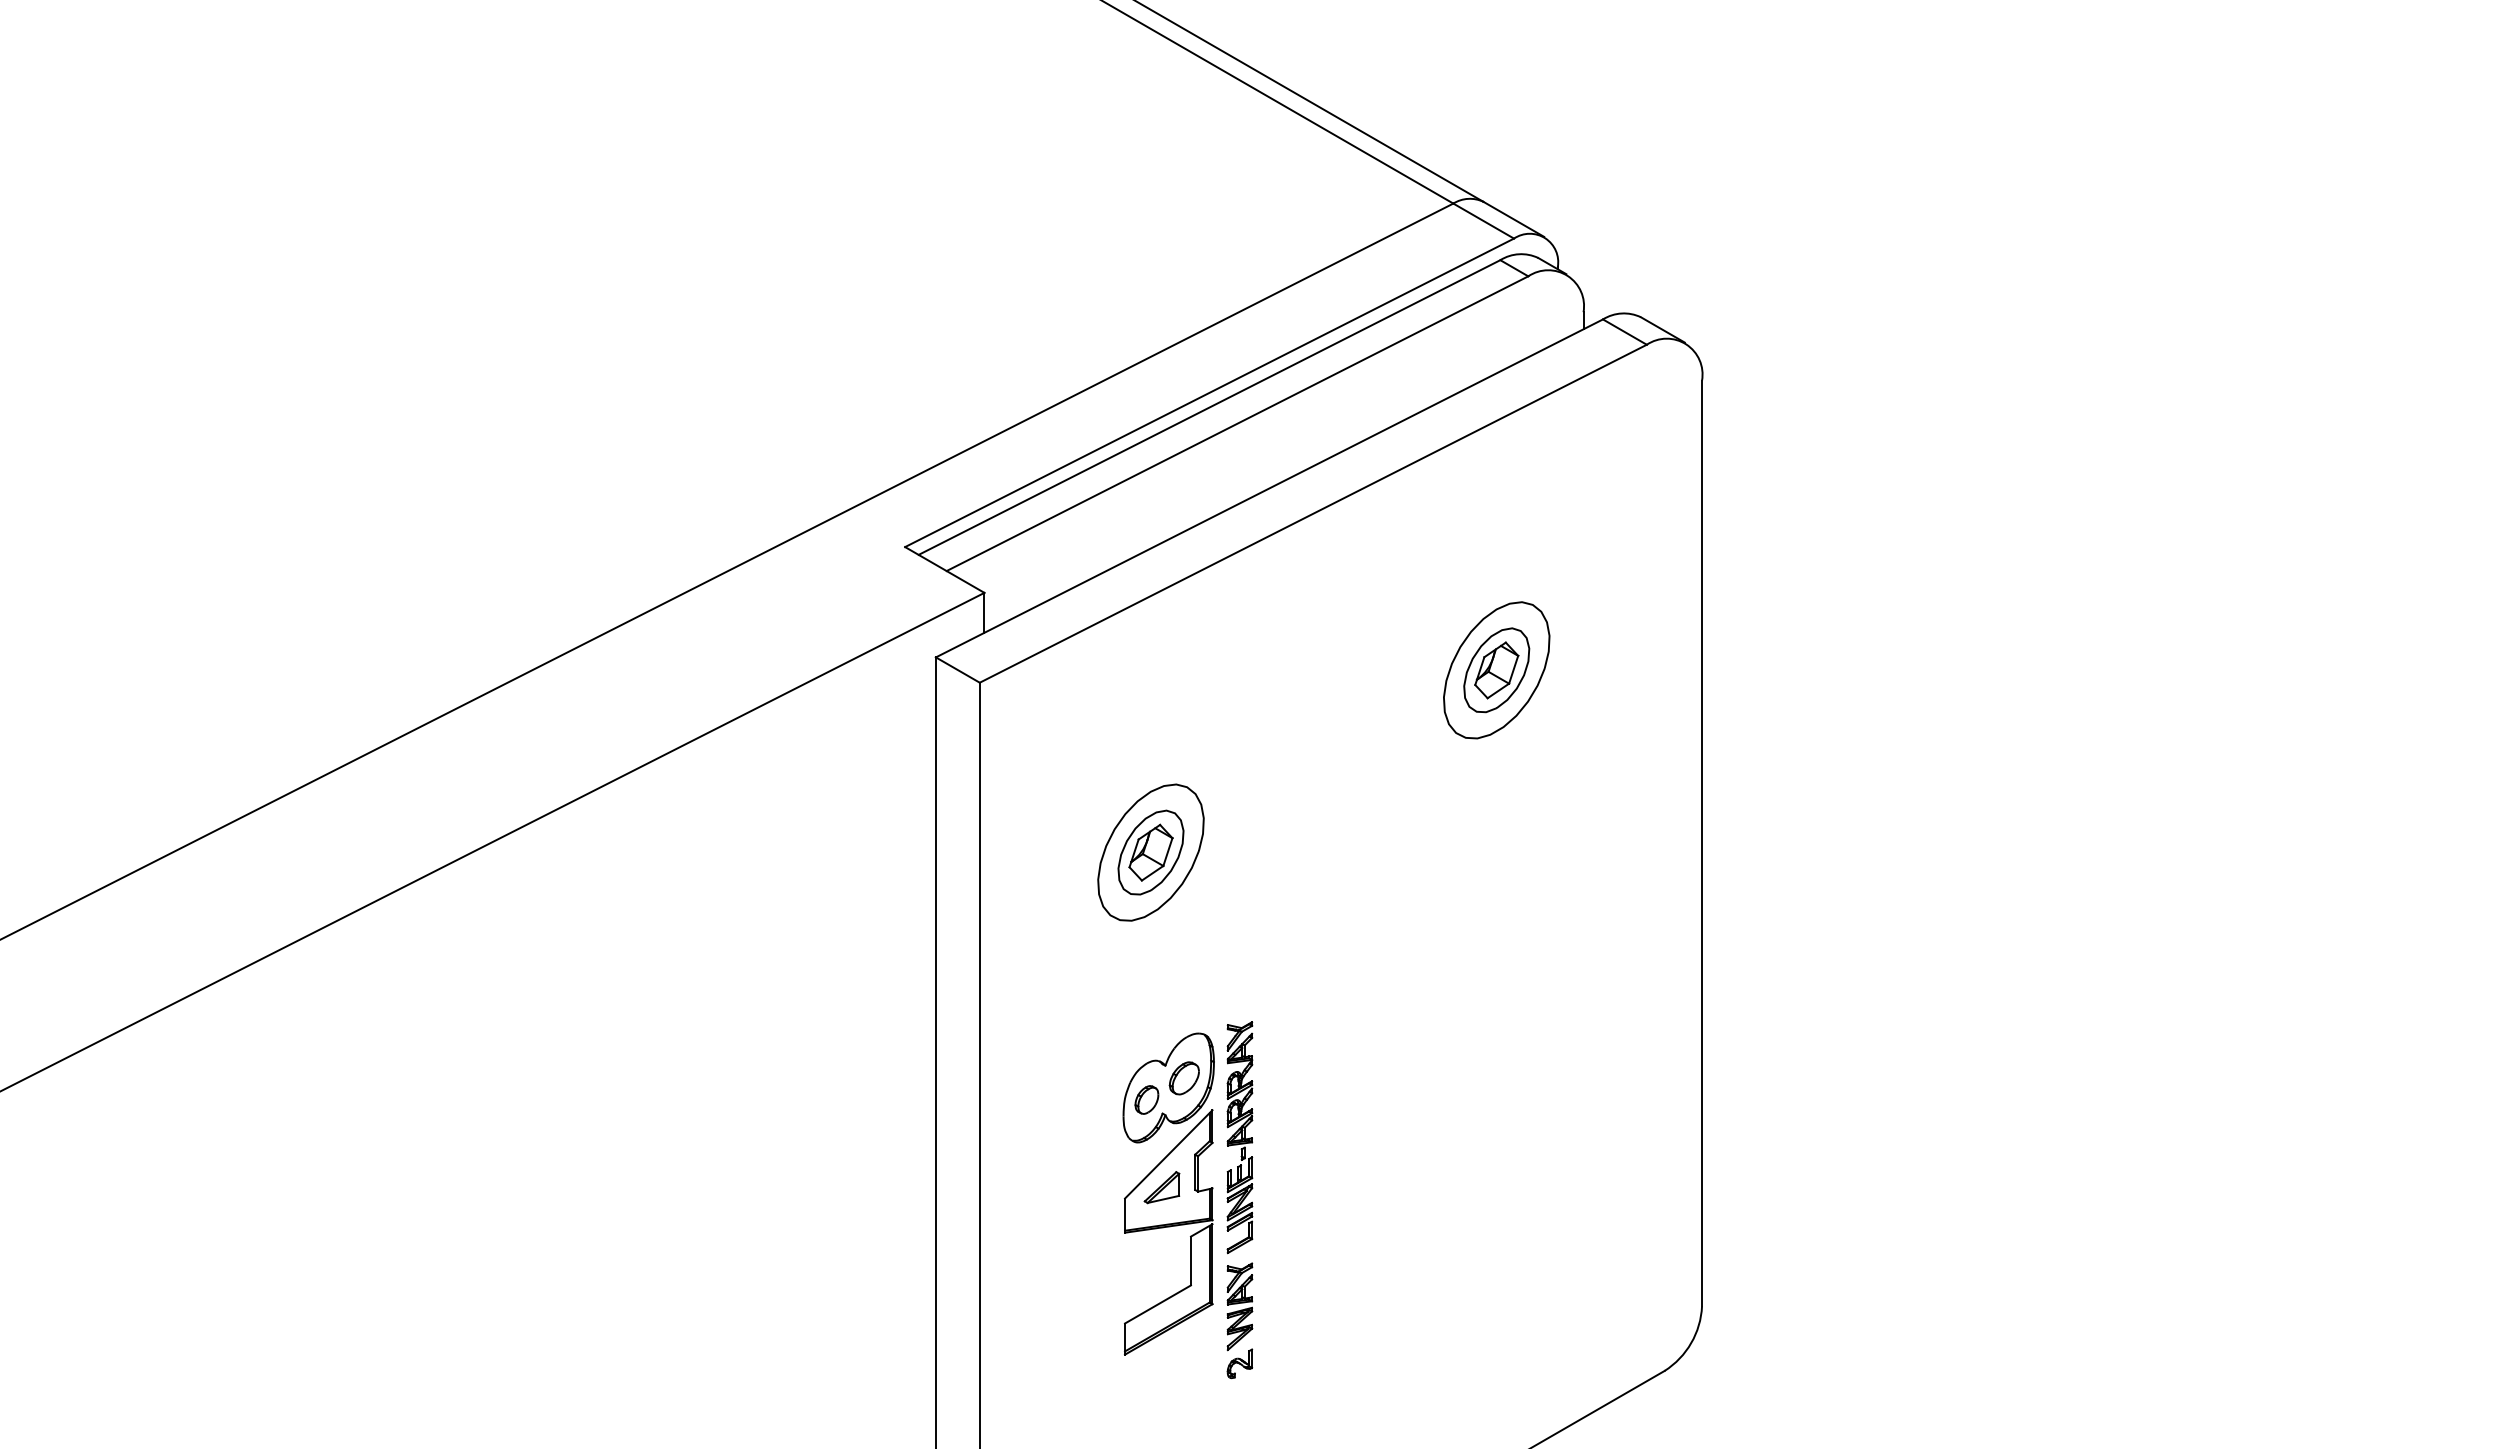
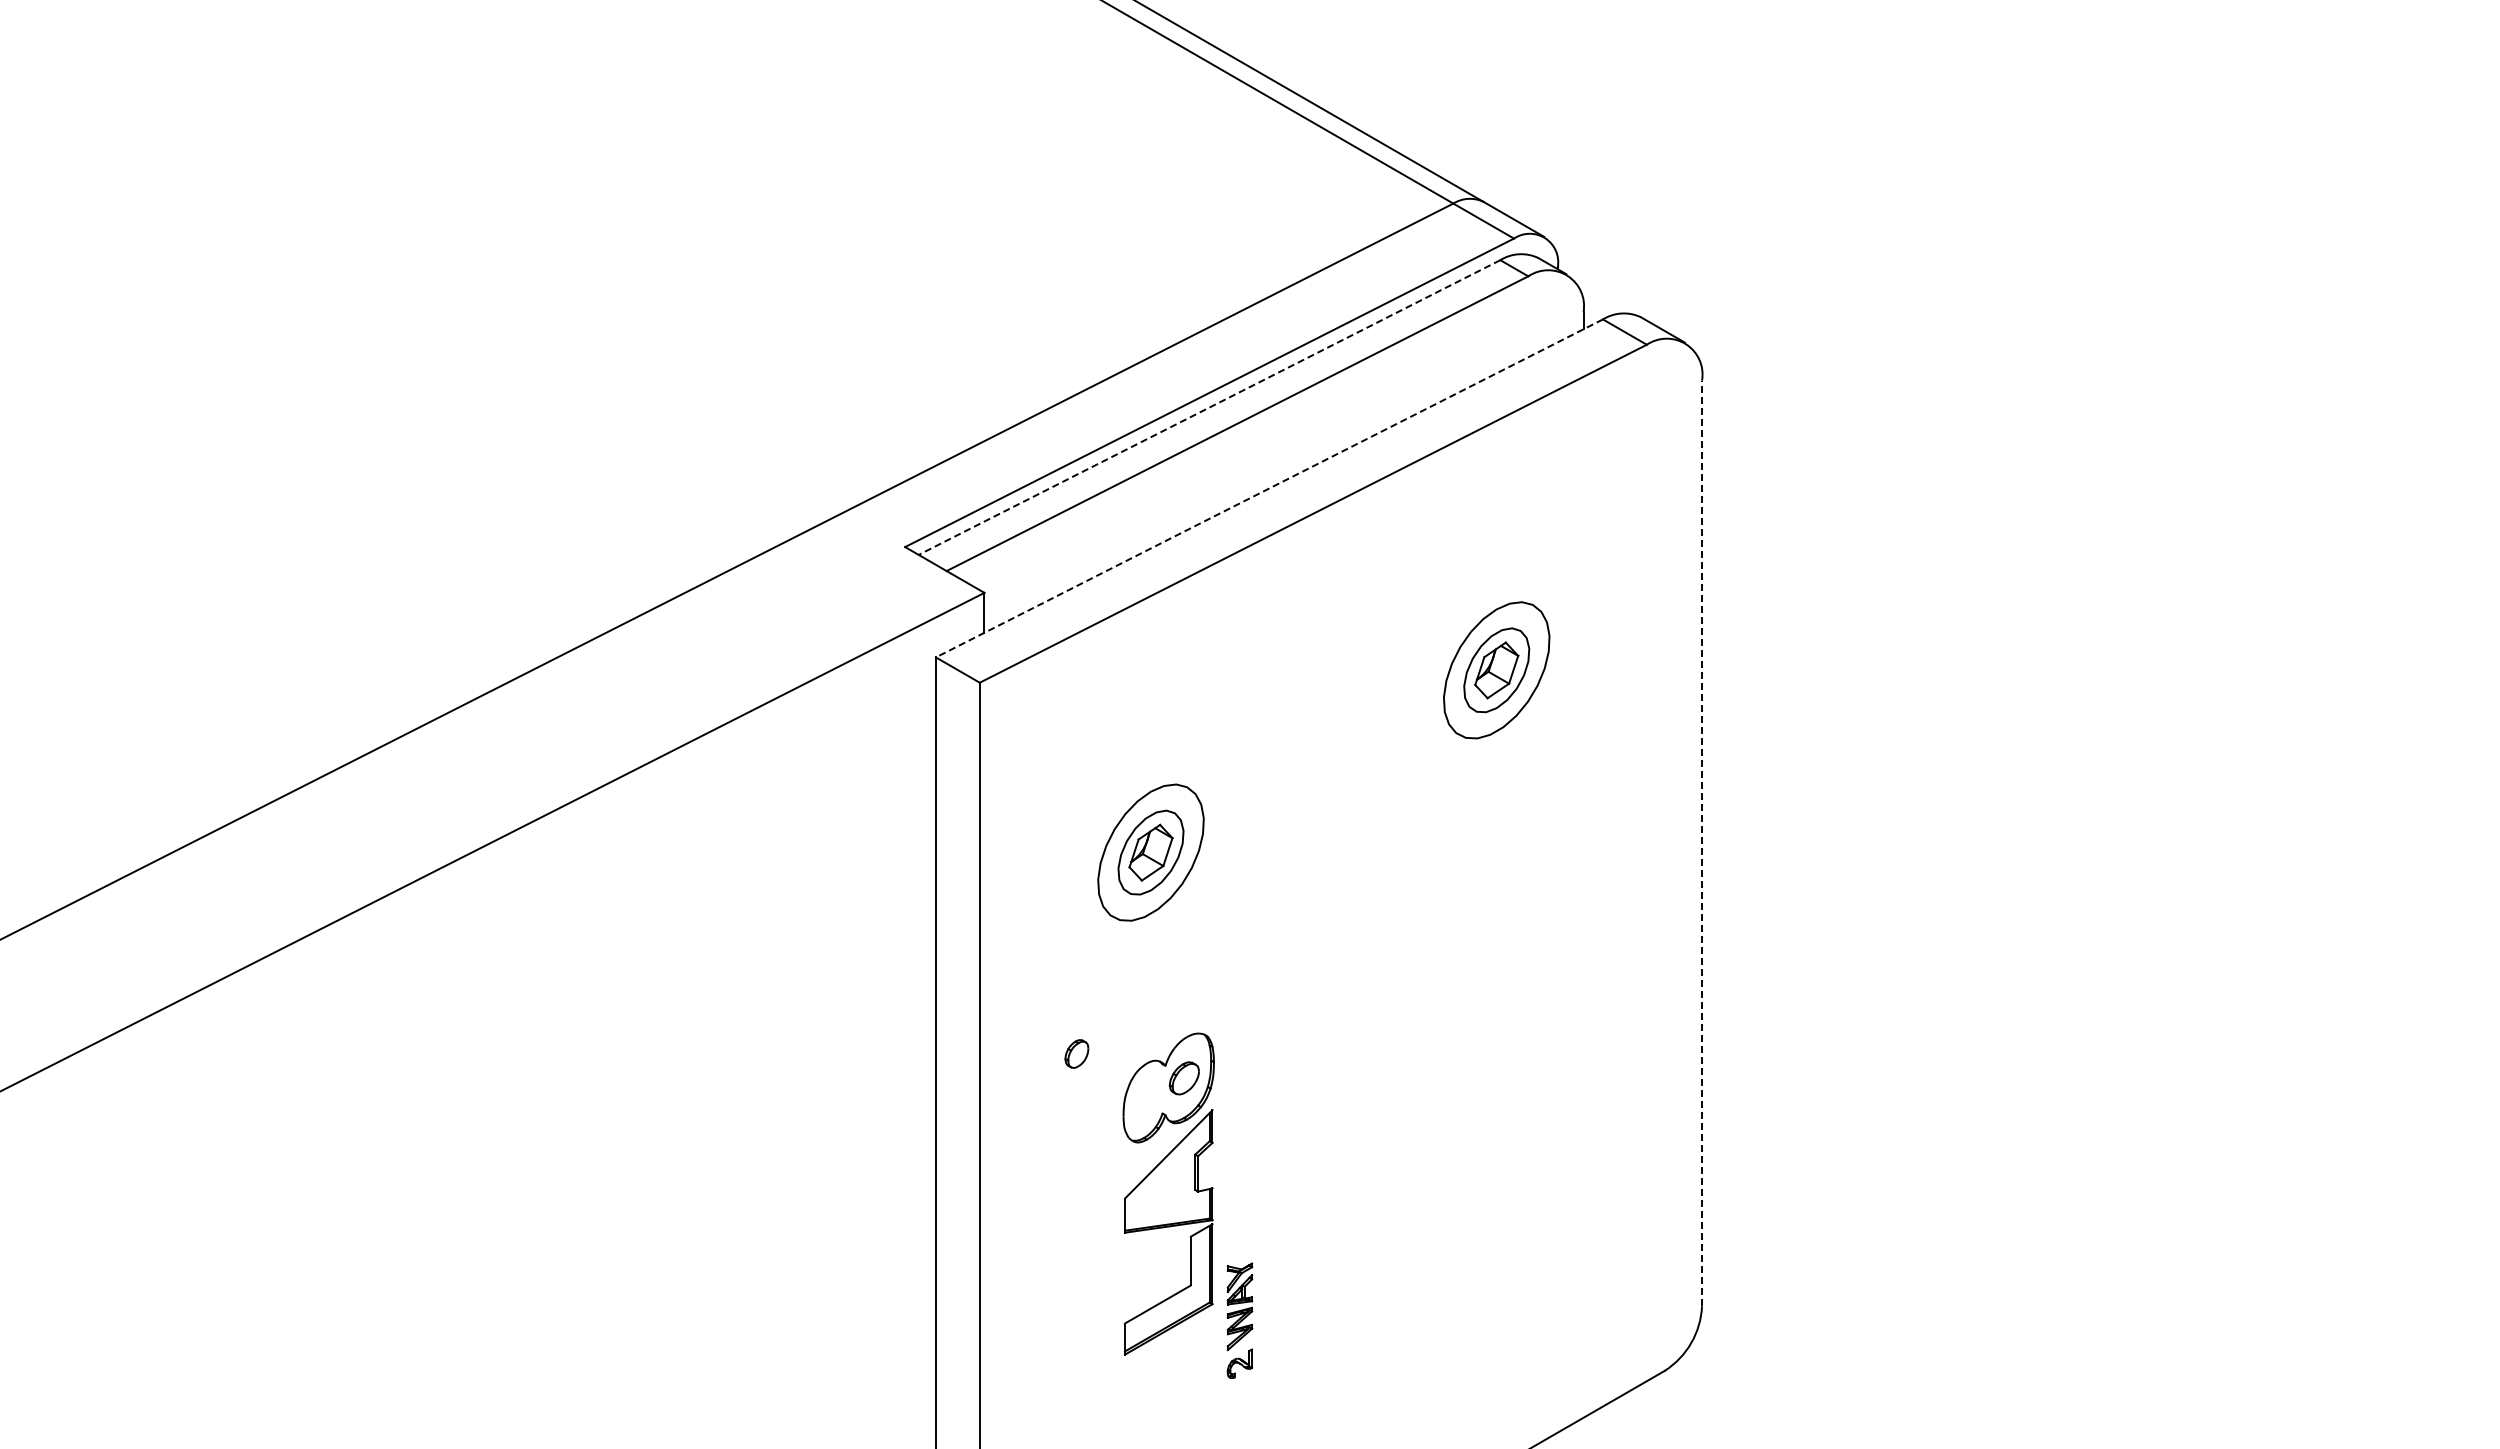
line: solid -> dashed (1209, 407)
line: solid -> dashed (1269, 488)
line: solid -> dashed (1702, 843)
part position: (1146, 1099) -> (1076, 1053) (1076, 1053)
part: present -> none (1239, 1137)
part: present -> none (1161, 1187)
